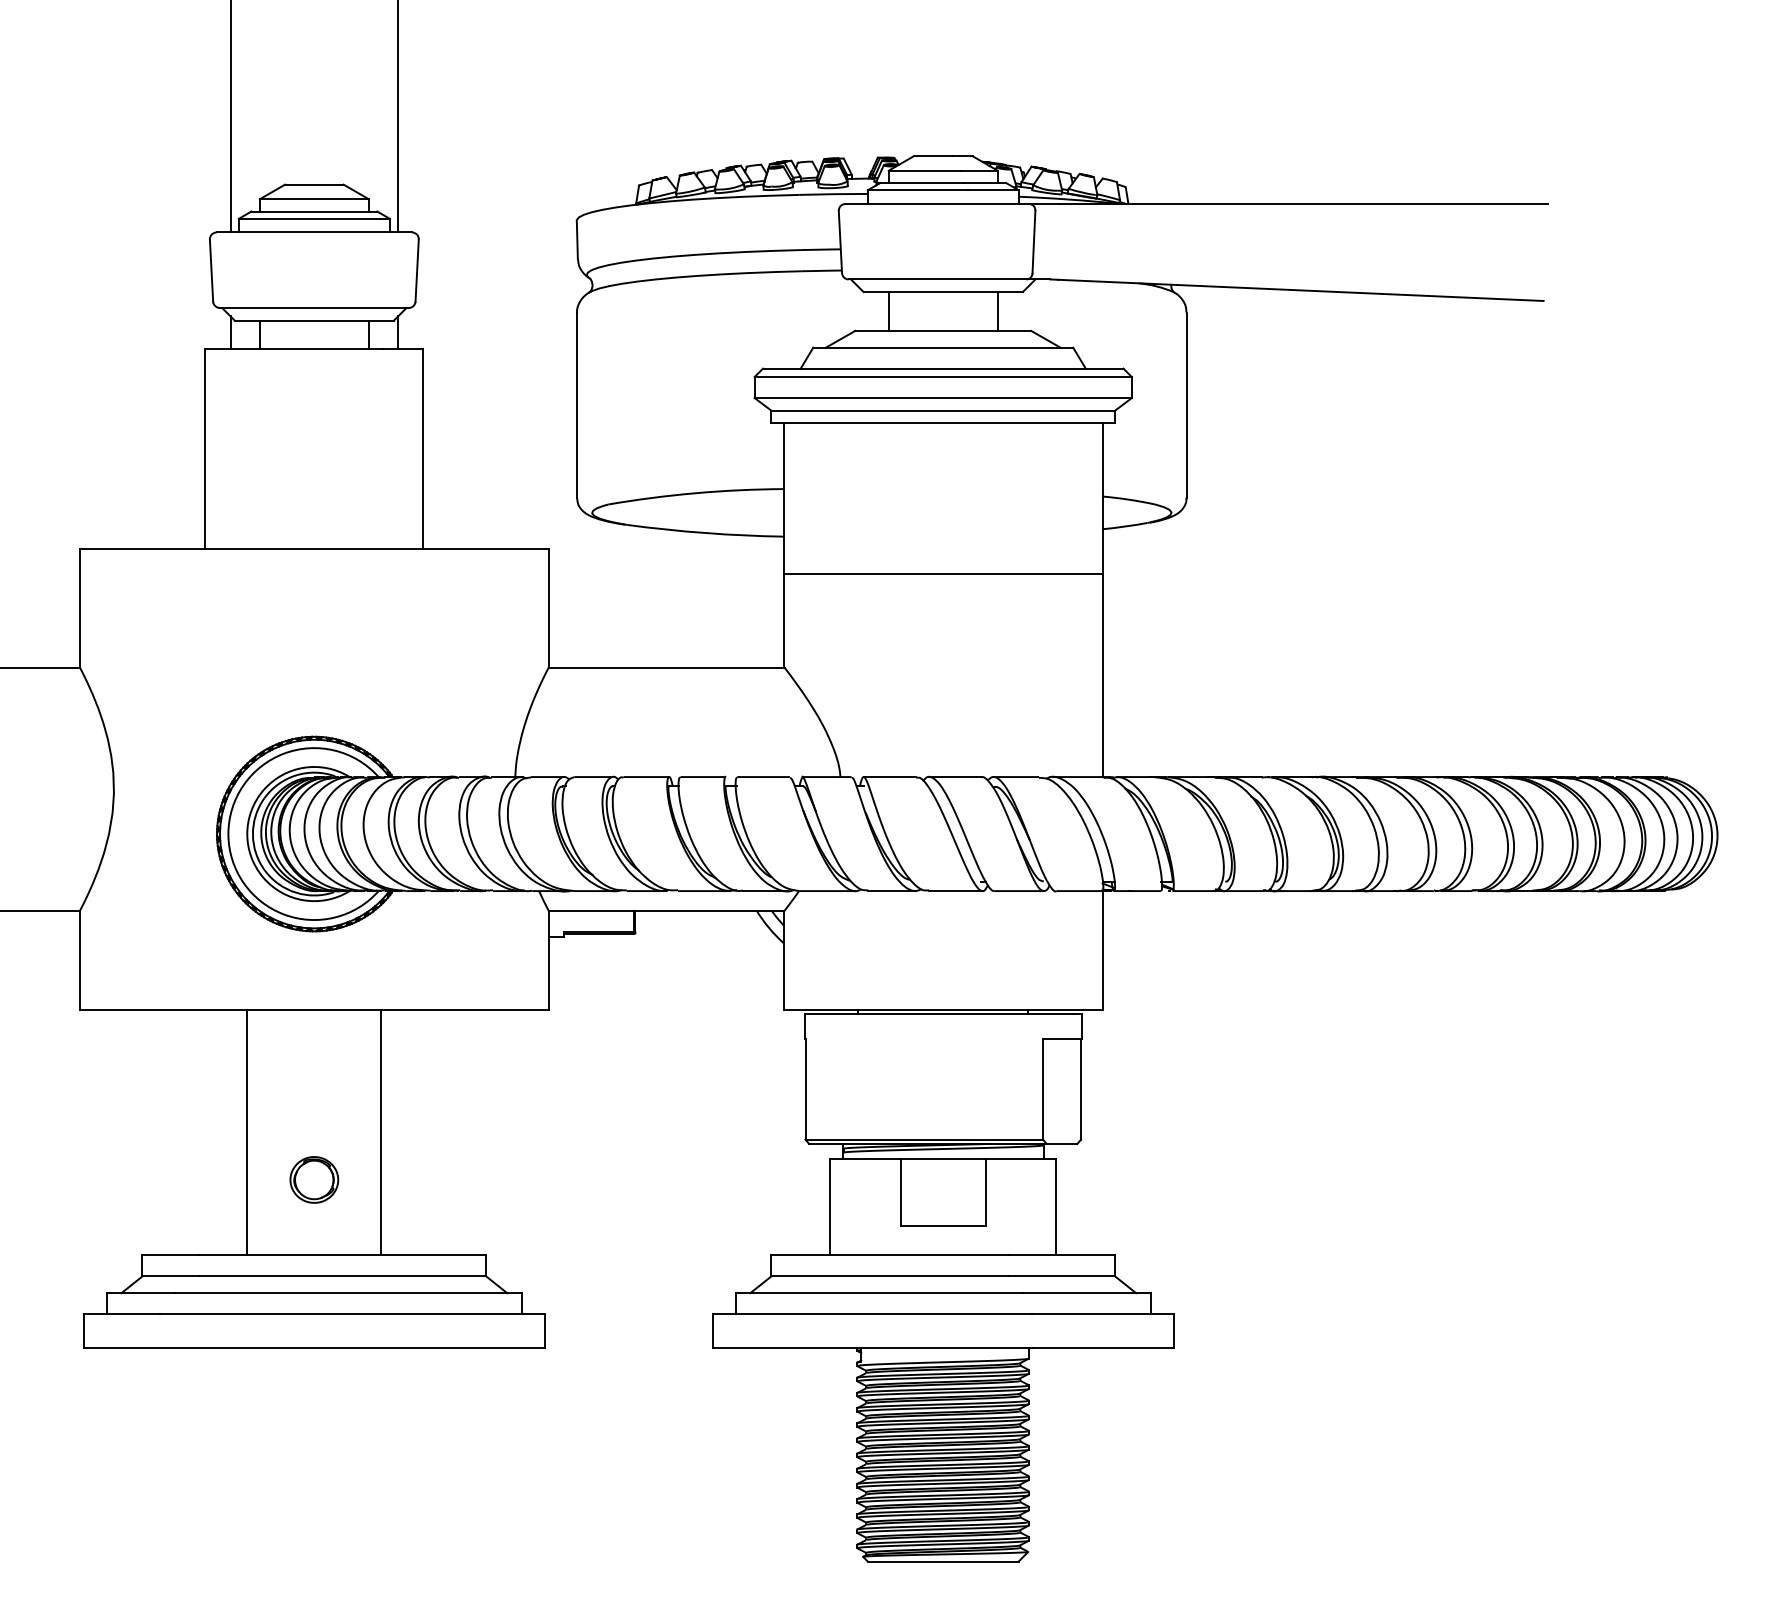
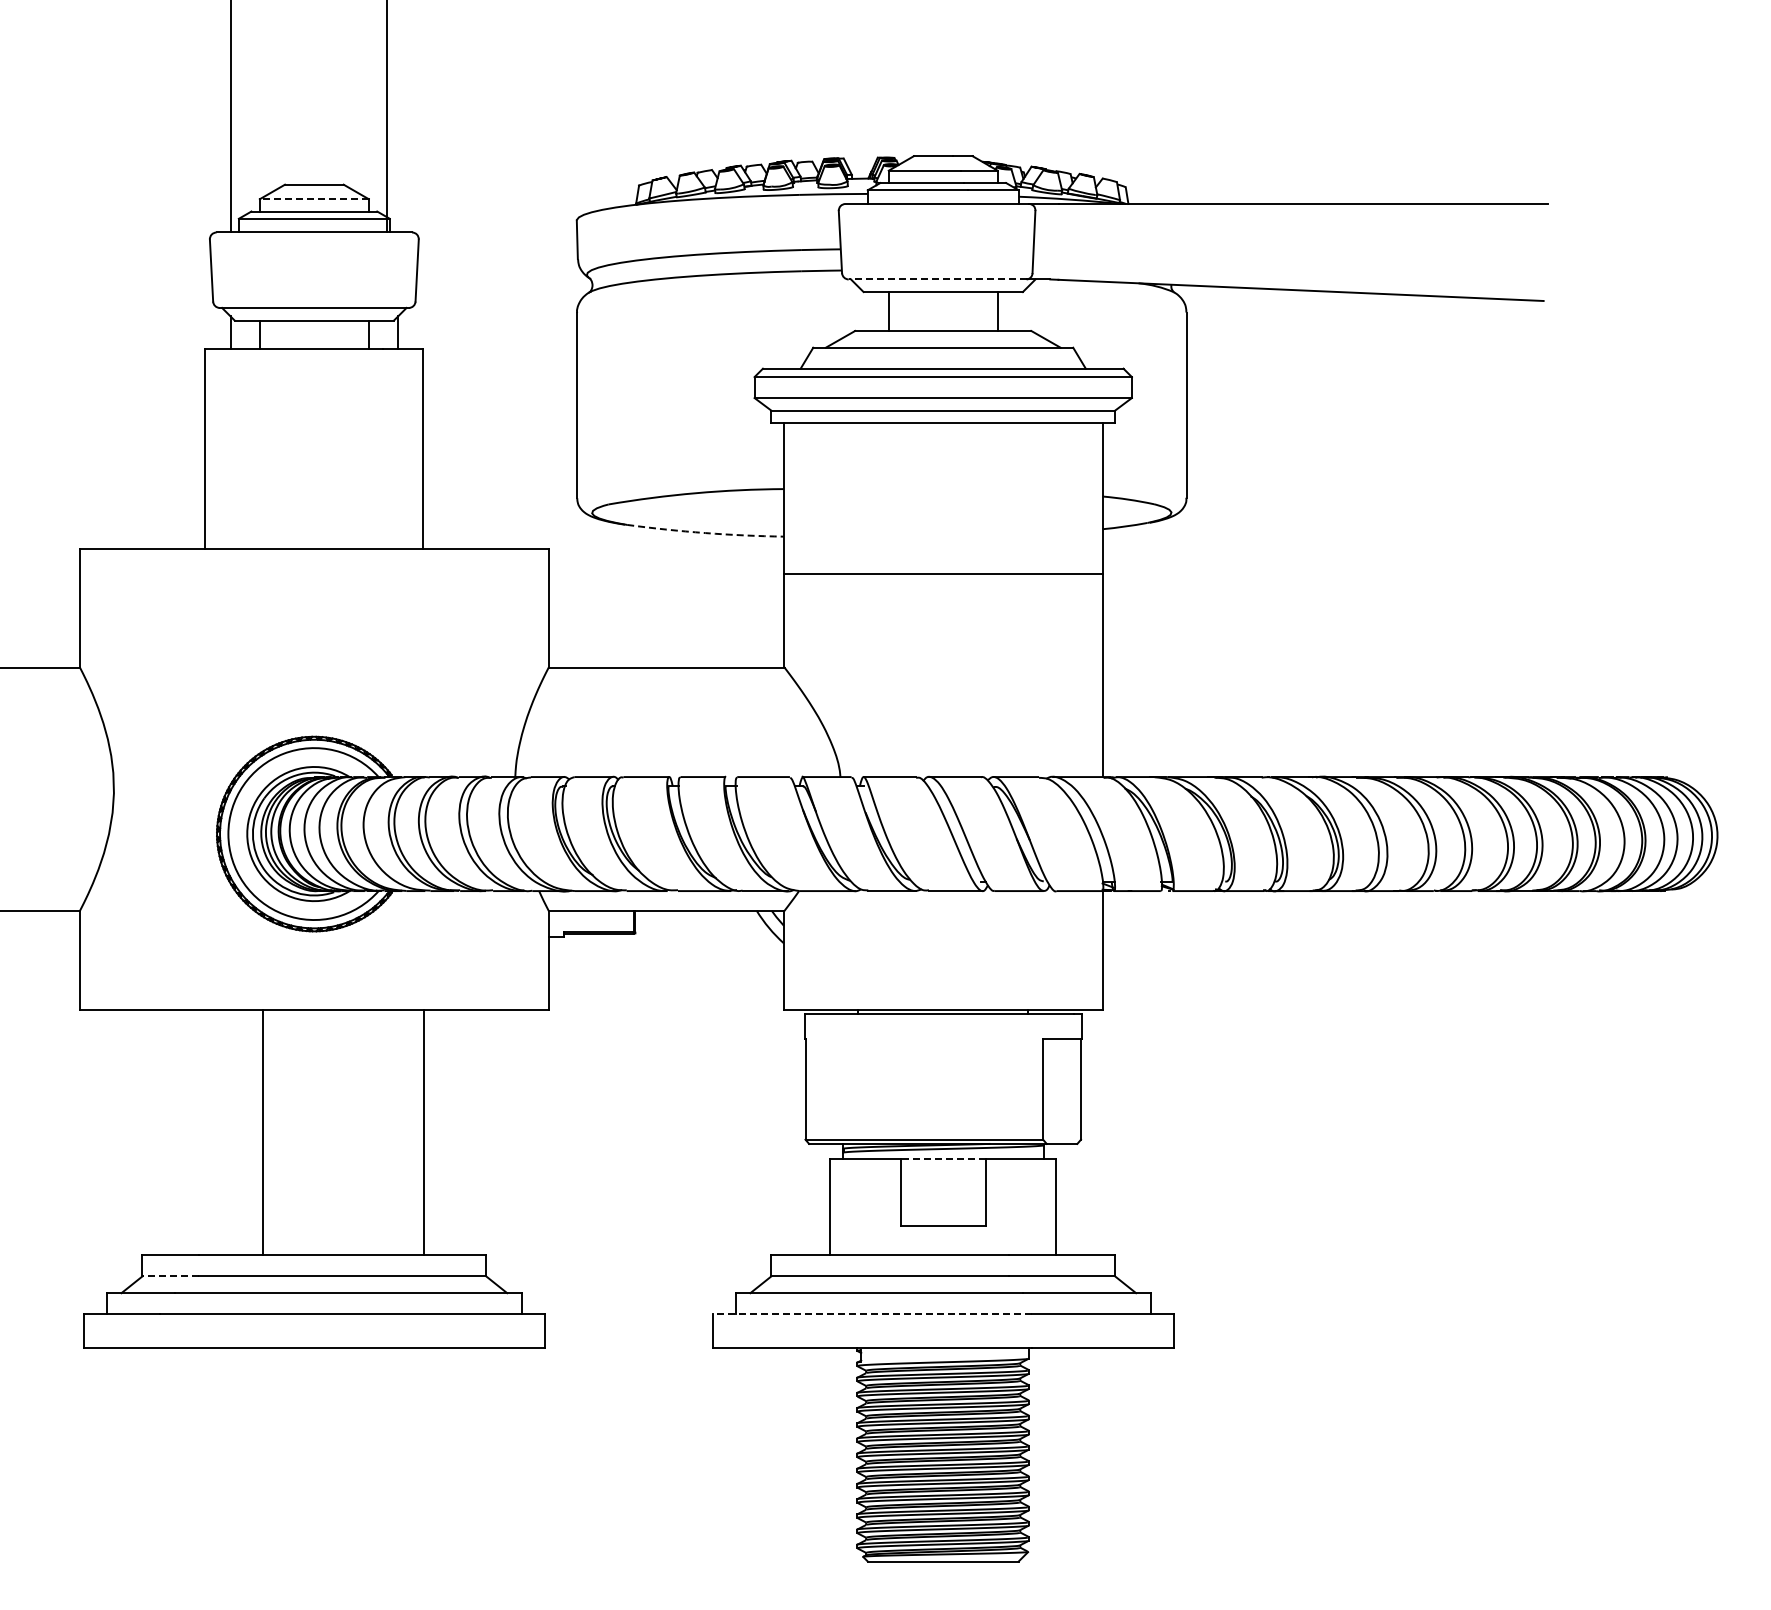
line position: (398, 117) -> (387, 117) (387, 117)
line: solid -> dashed (314, 199)
line: solid -> dashed (937, 279)
arc: solid -> dashed (705, 533)
line position: (247, 1132) -> (263, 1132) (263, 1132)
line position: (381, 1132) -> (424, 1132) (424, 1132)
line: solid -> dashed (943, 1159)
part: present -> none (314, 1179)
line: solid -> dashed (170, 1276)
line: solid -> dashed (871, 1314)
